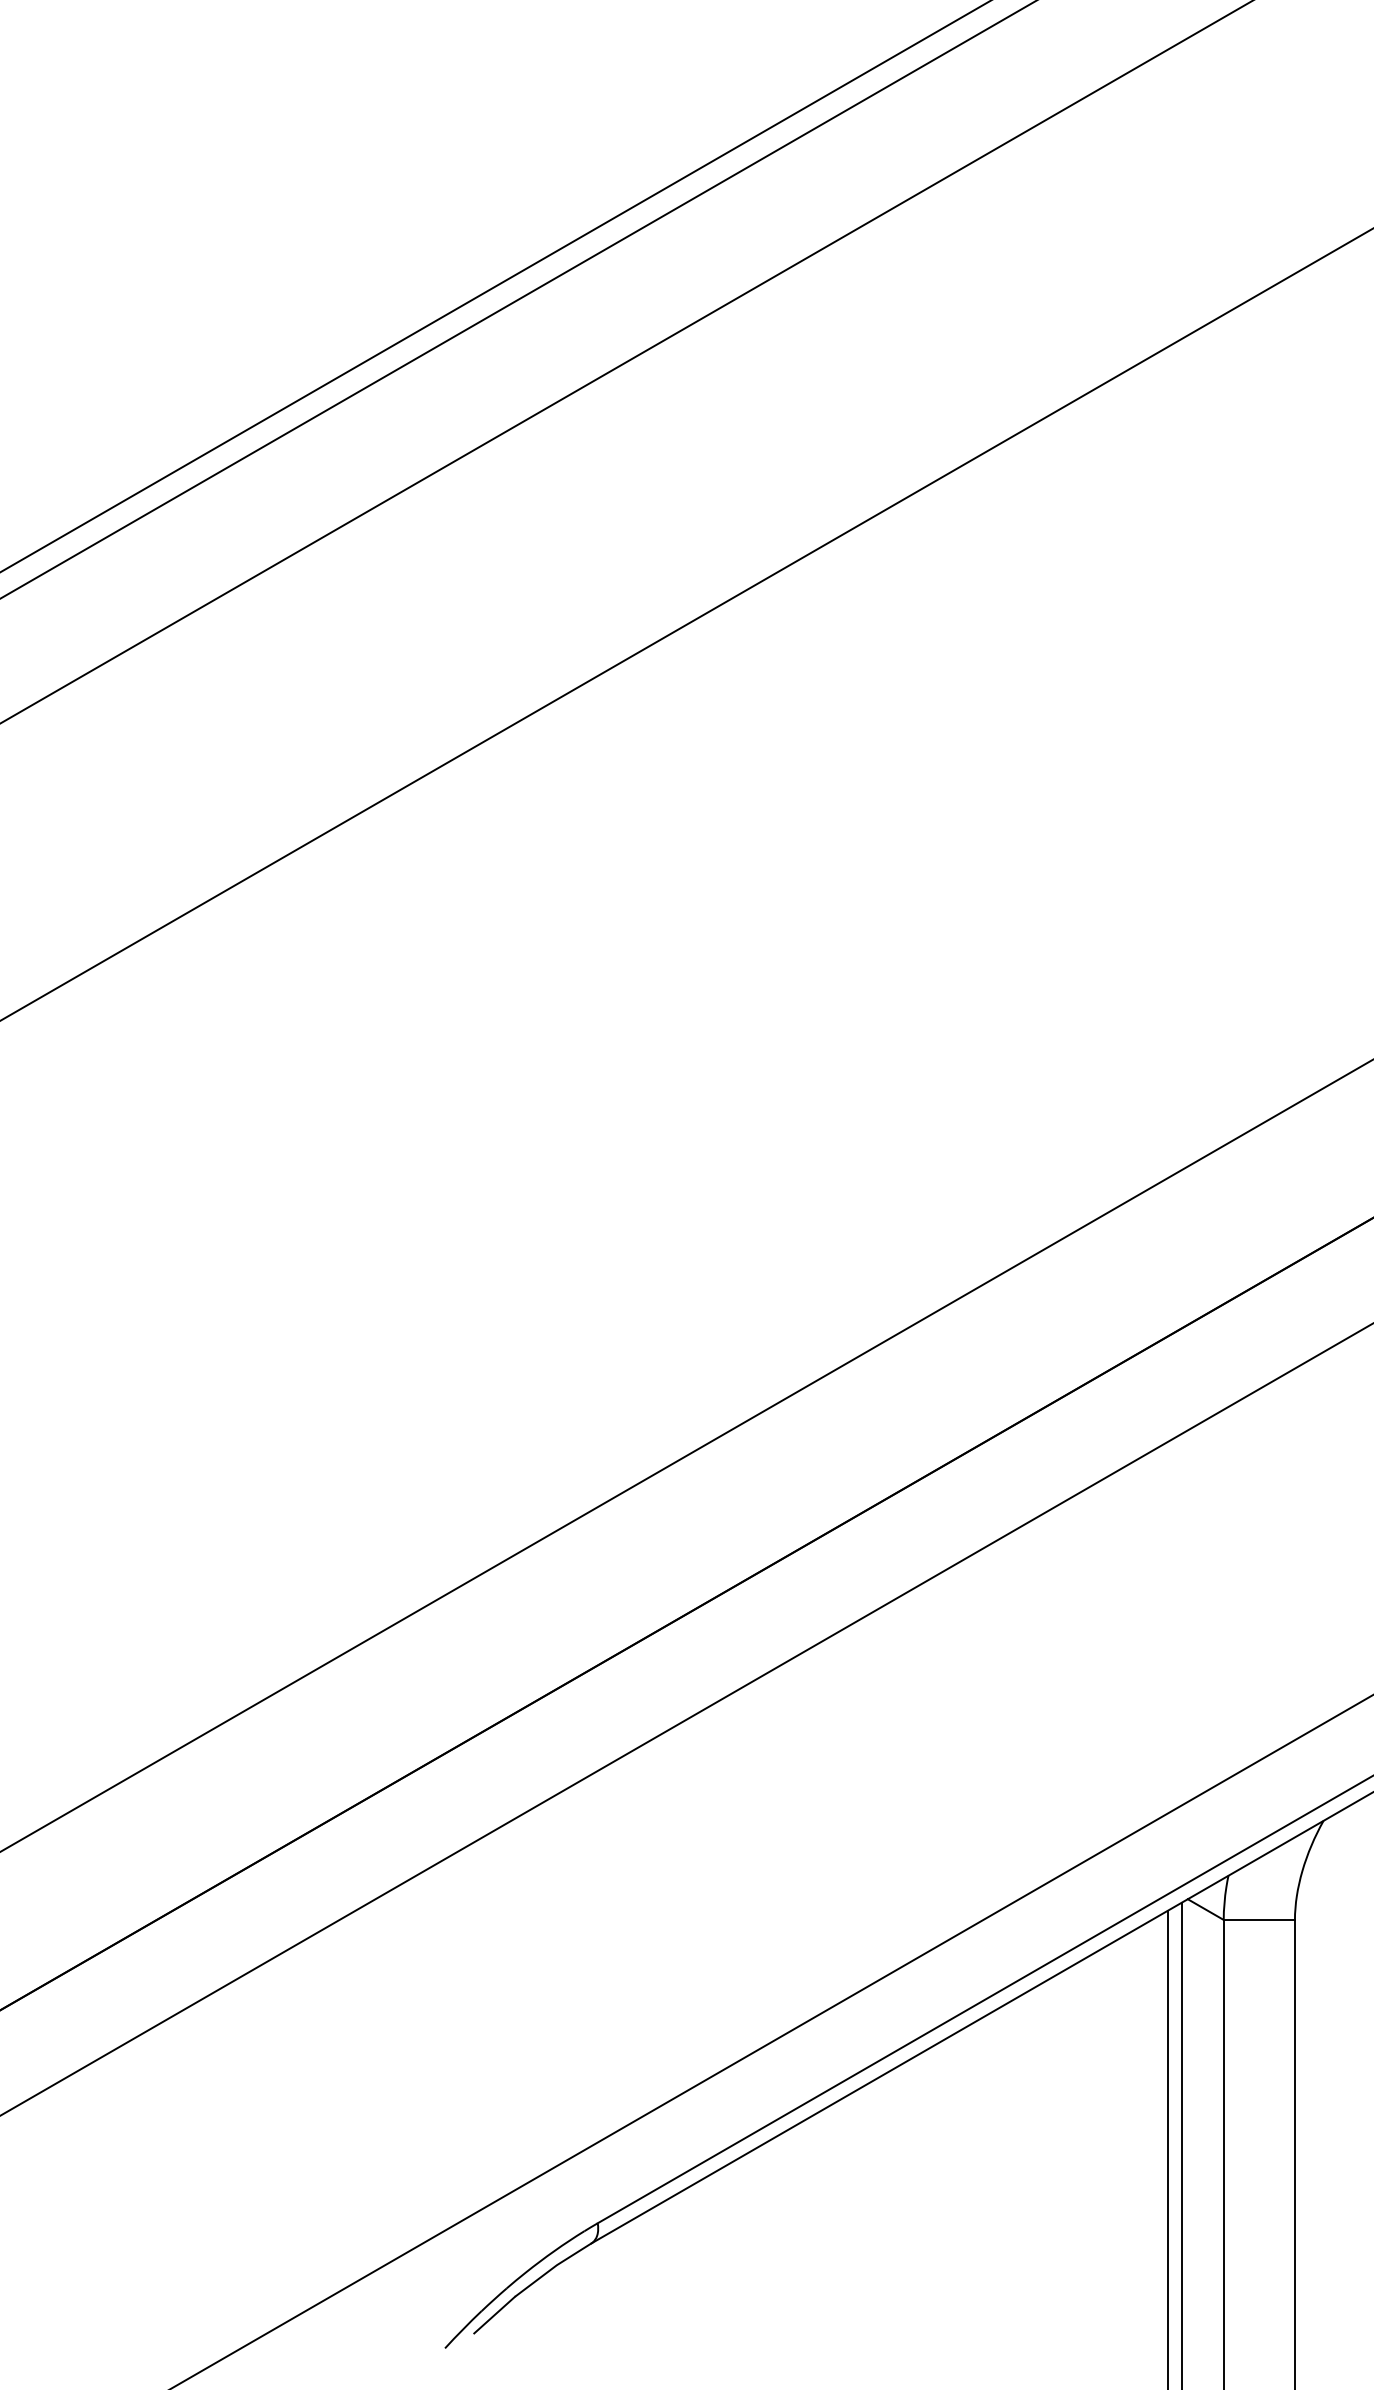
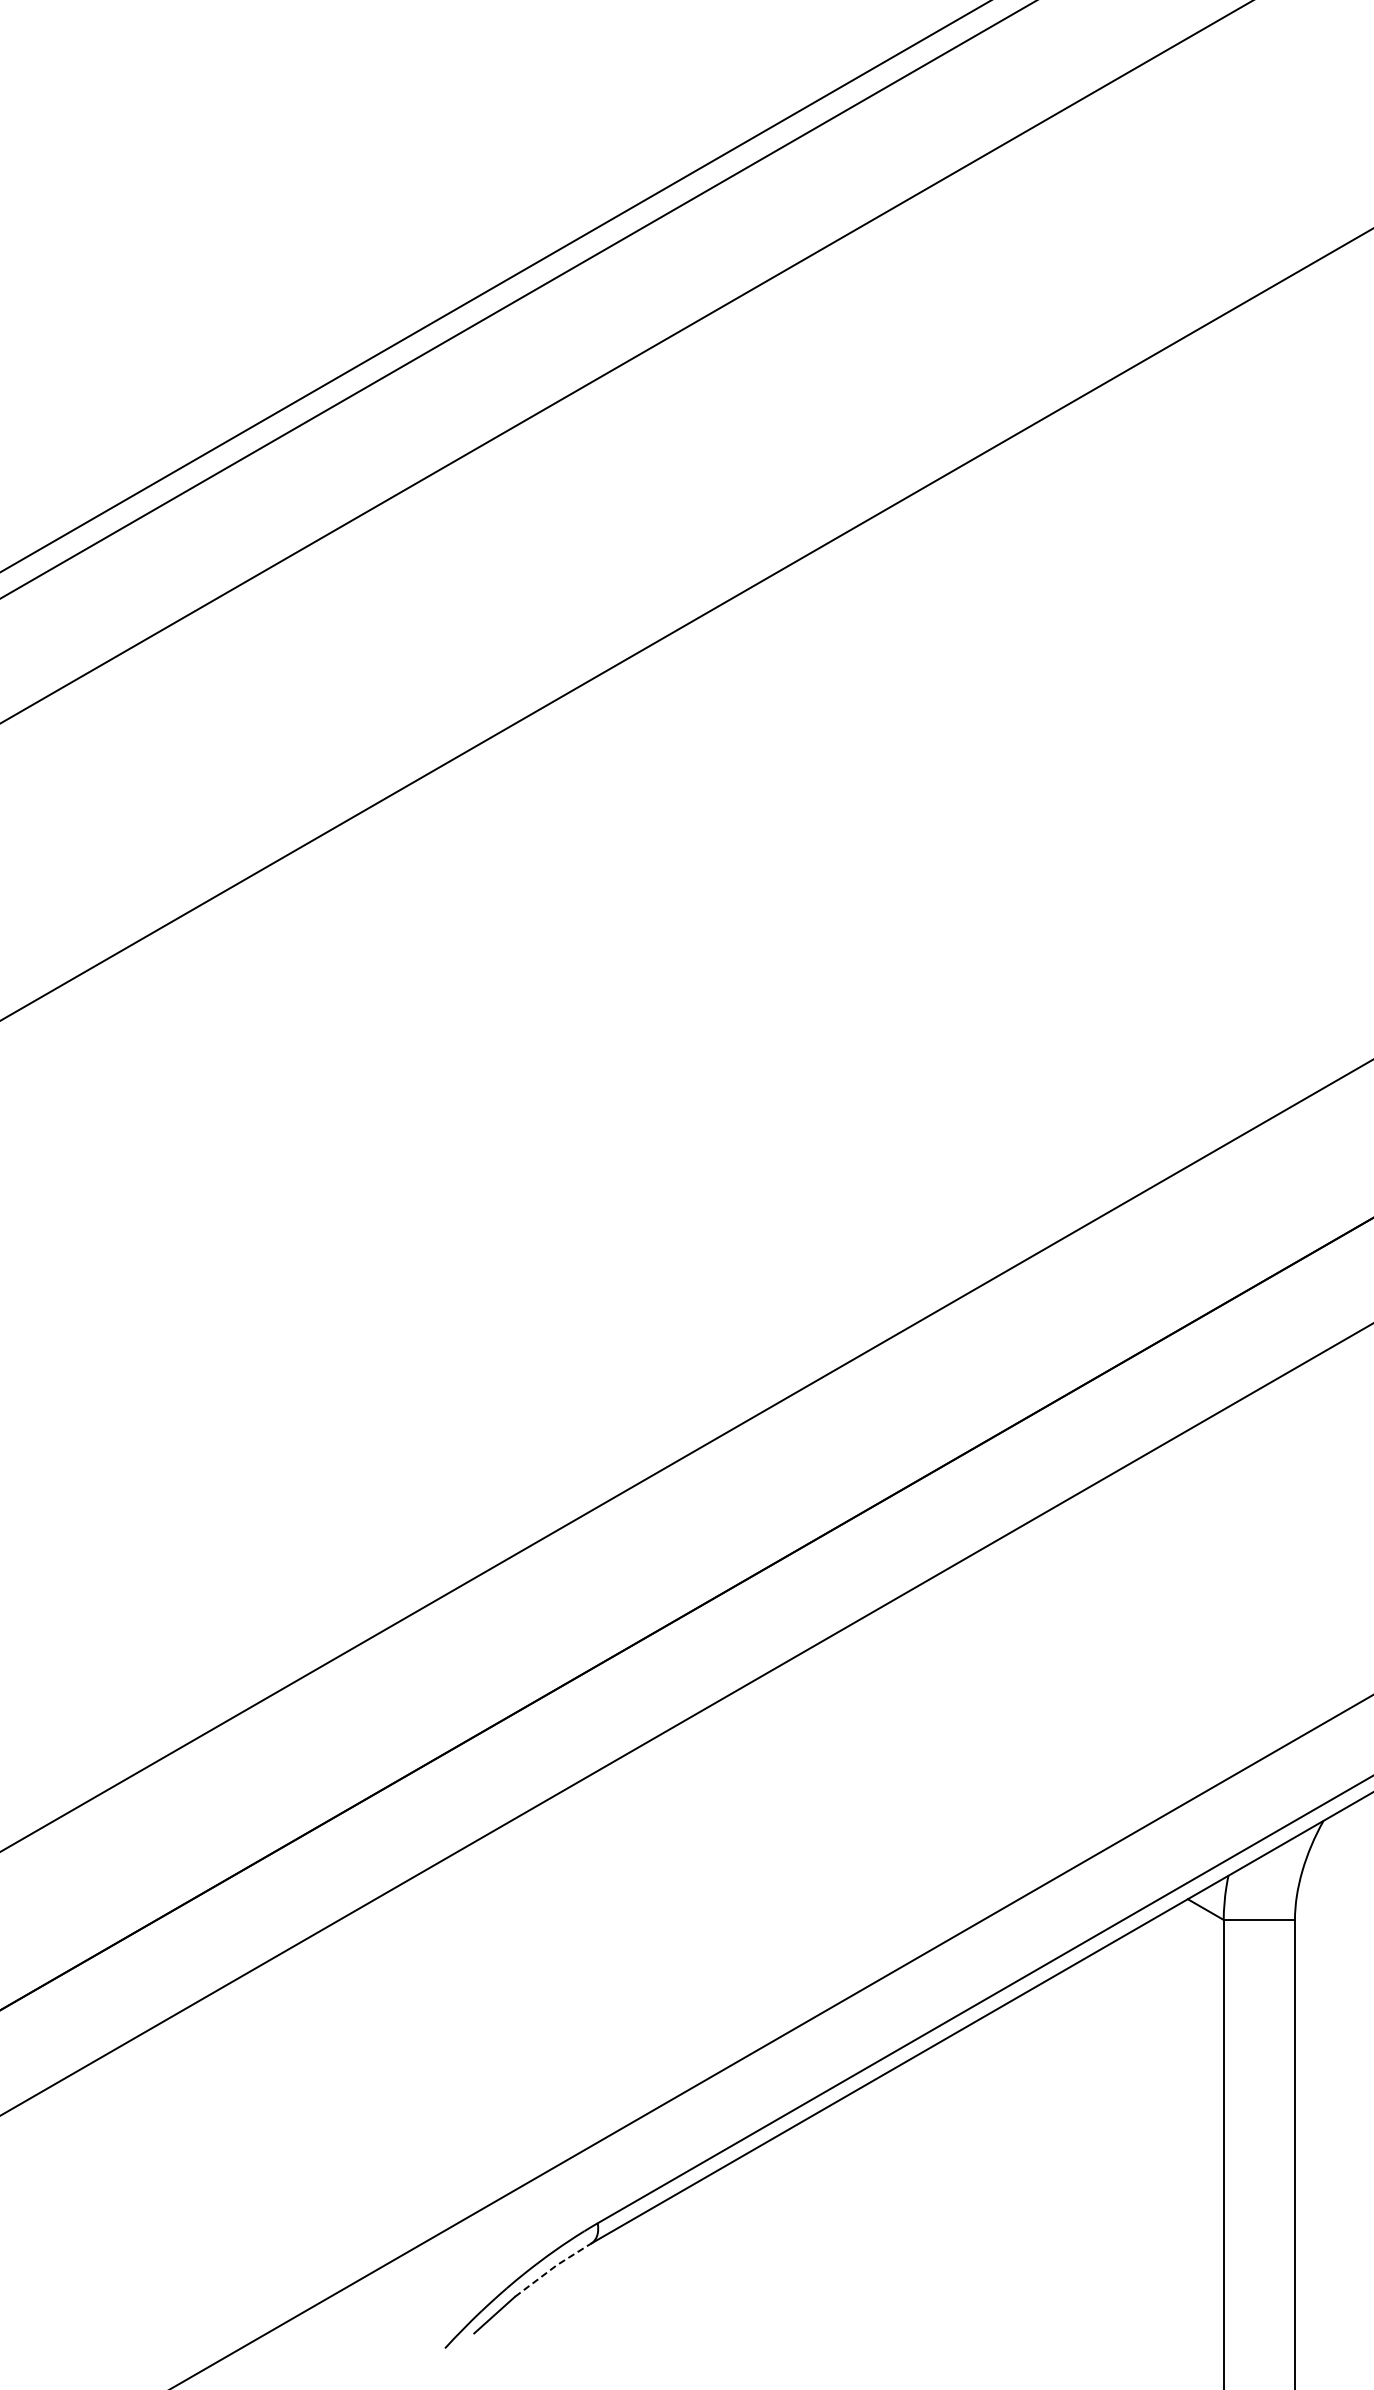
line: present -> none (1181, 2144)
line: present -> none (1167, 2148)
line: solid -> dashed (552, 2268)
